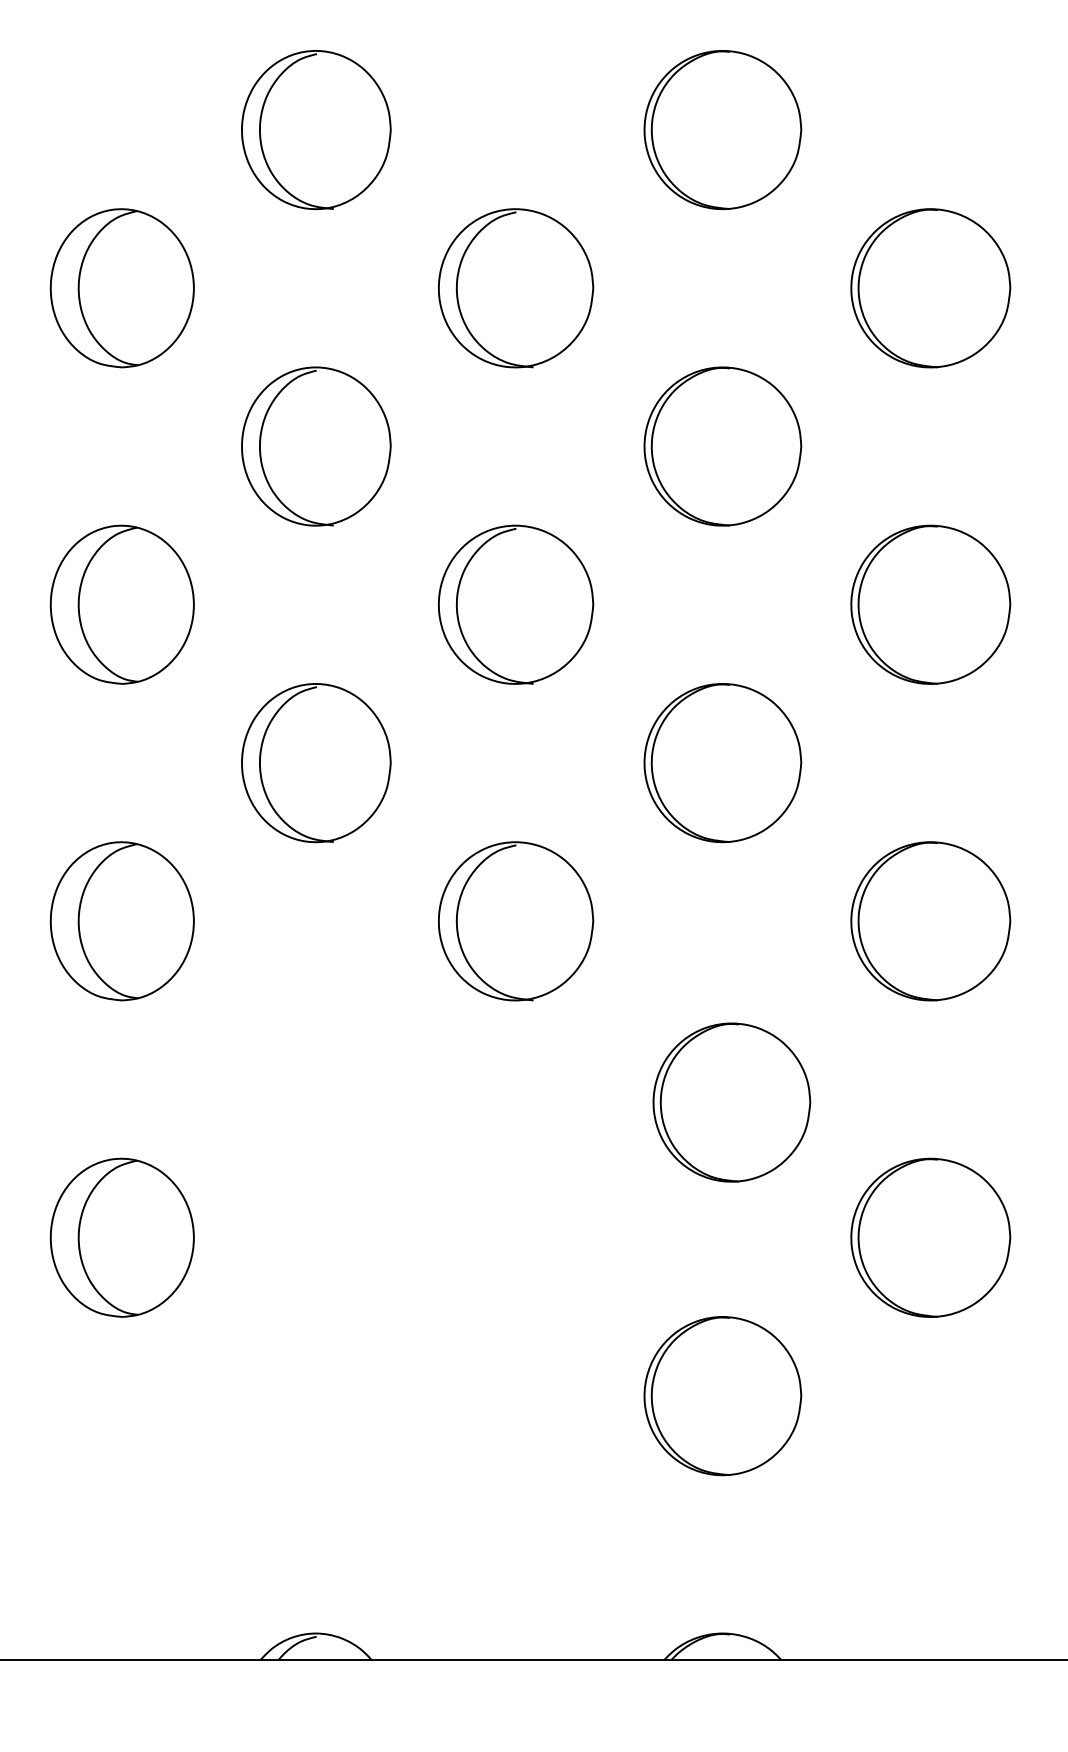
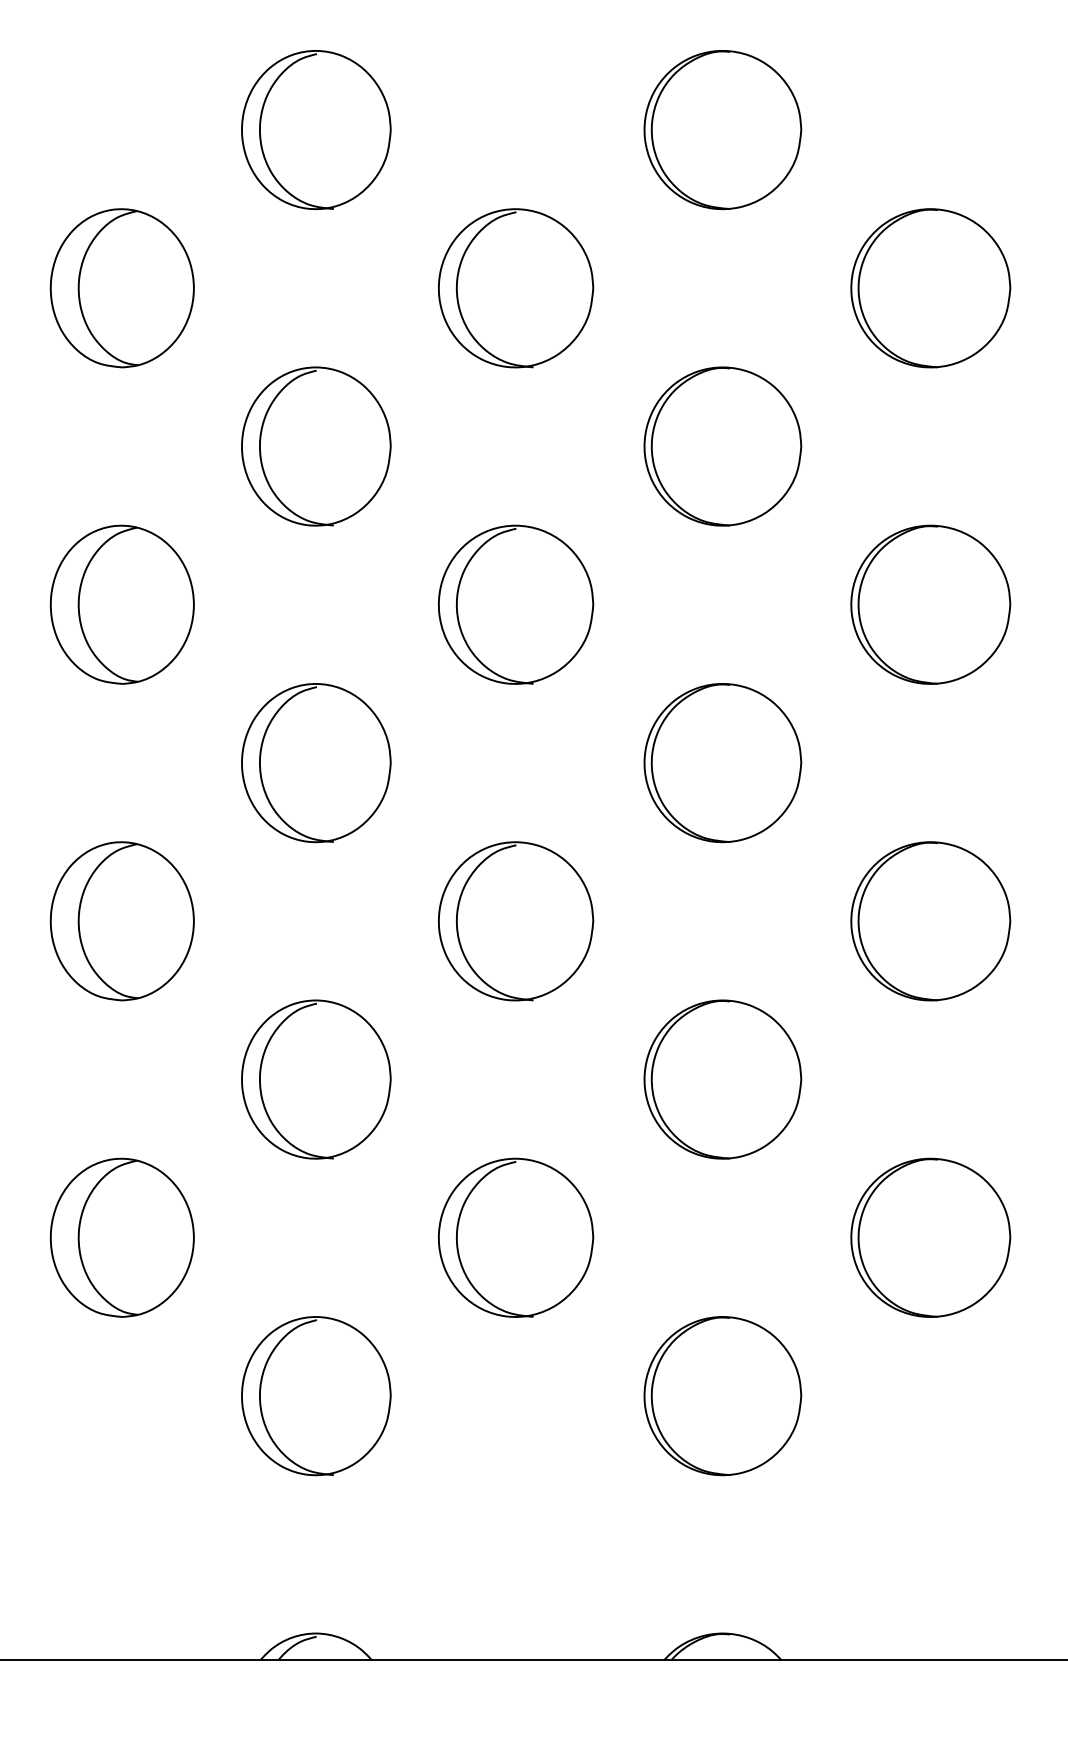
part: none -> present (316, 1079)
part position: (731, 1102) -> (722, 1079) (722, 1079)
part: none -> present (516, 1237)
part: none -> present (316, 1396)
